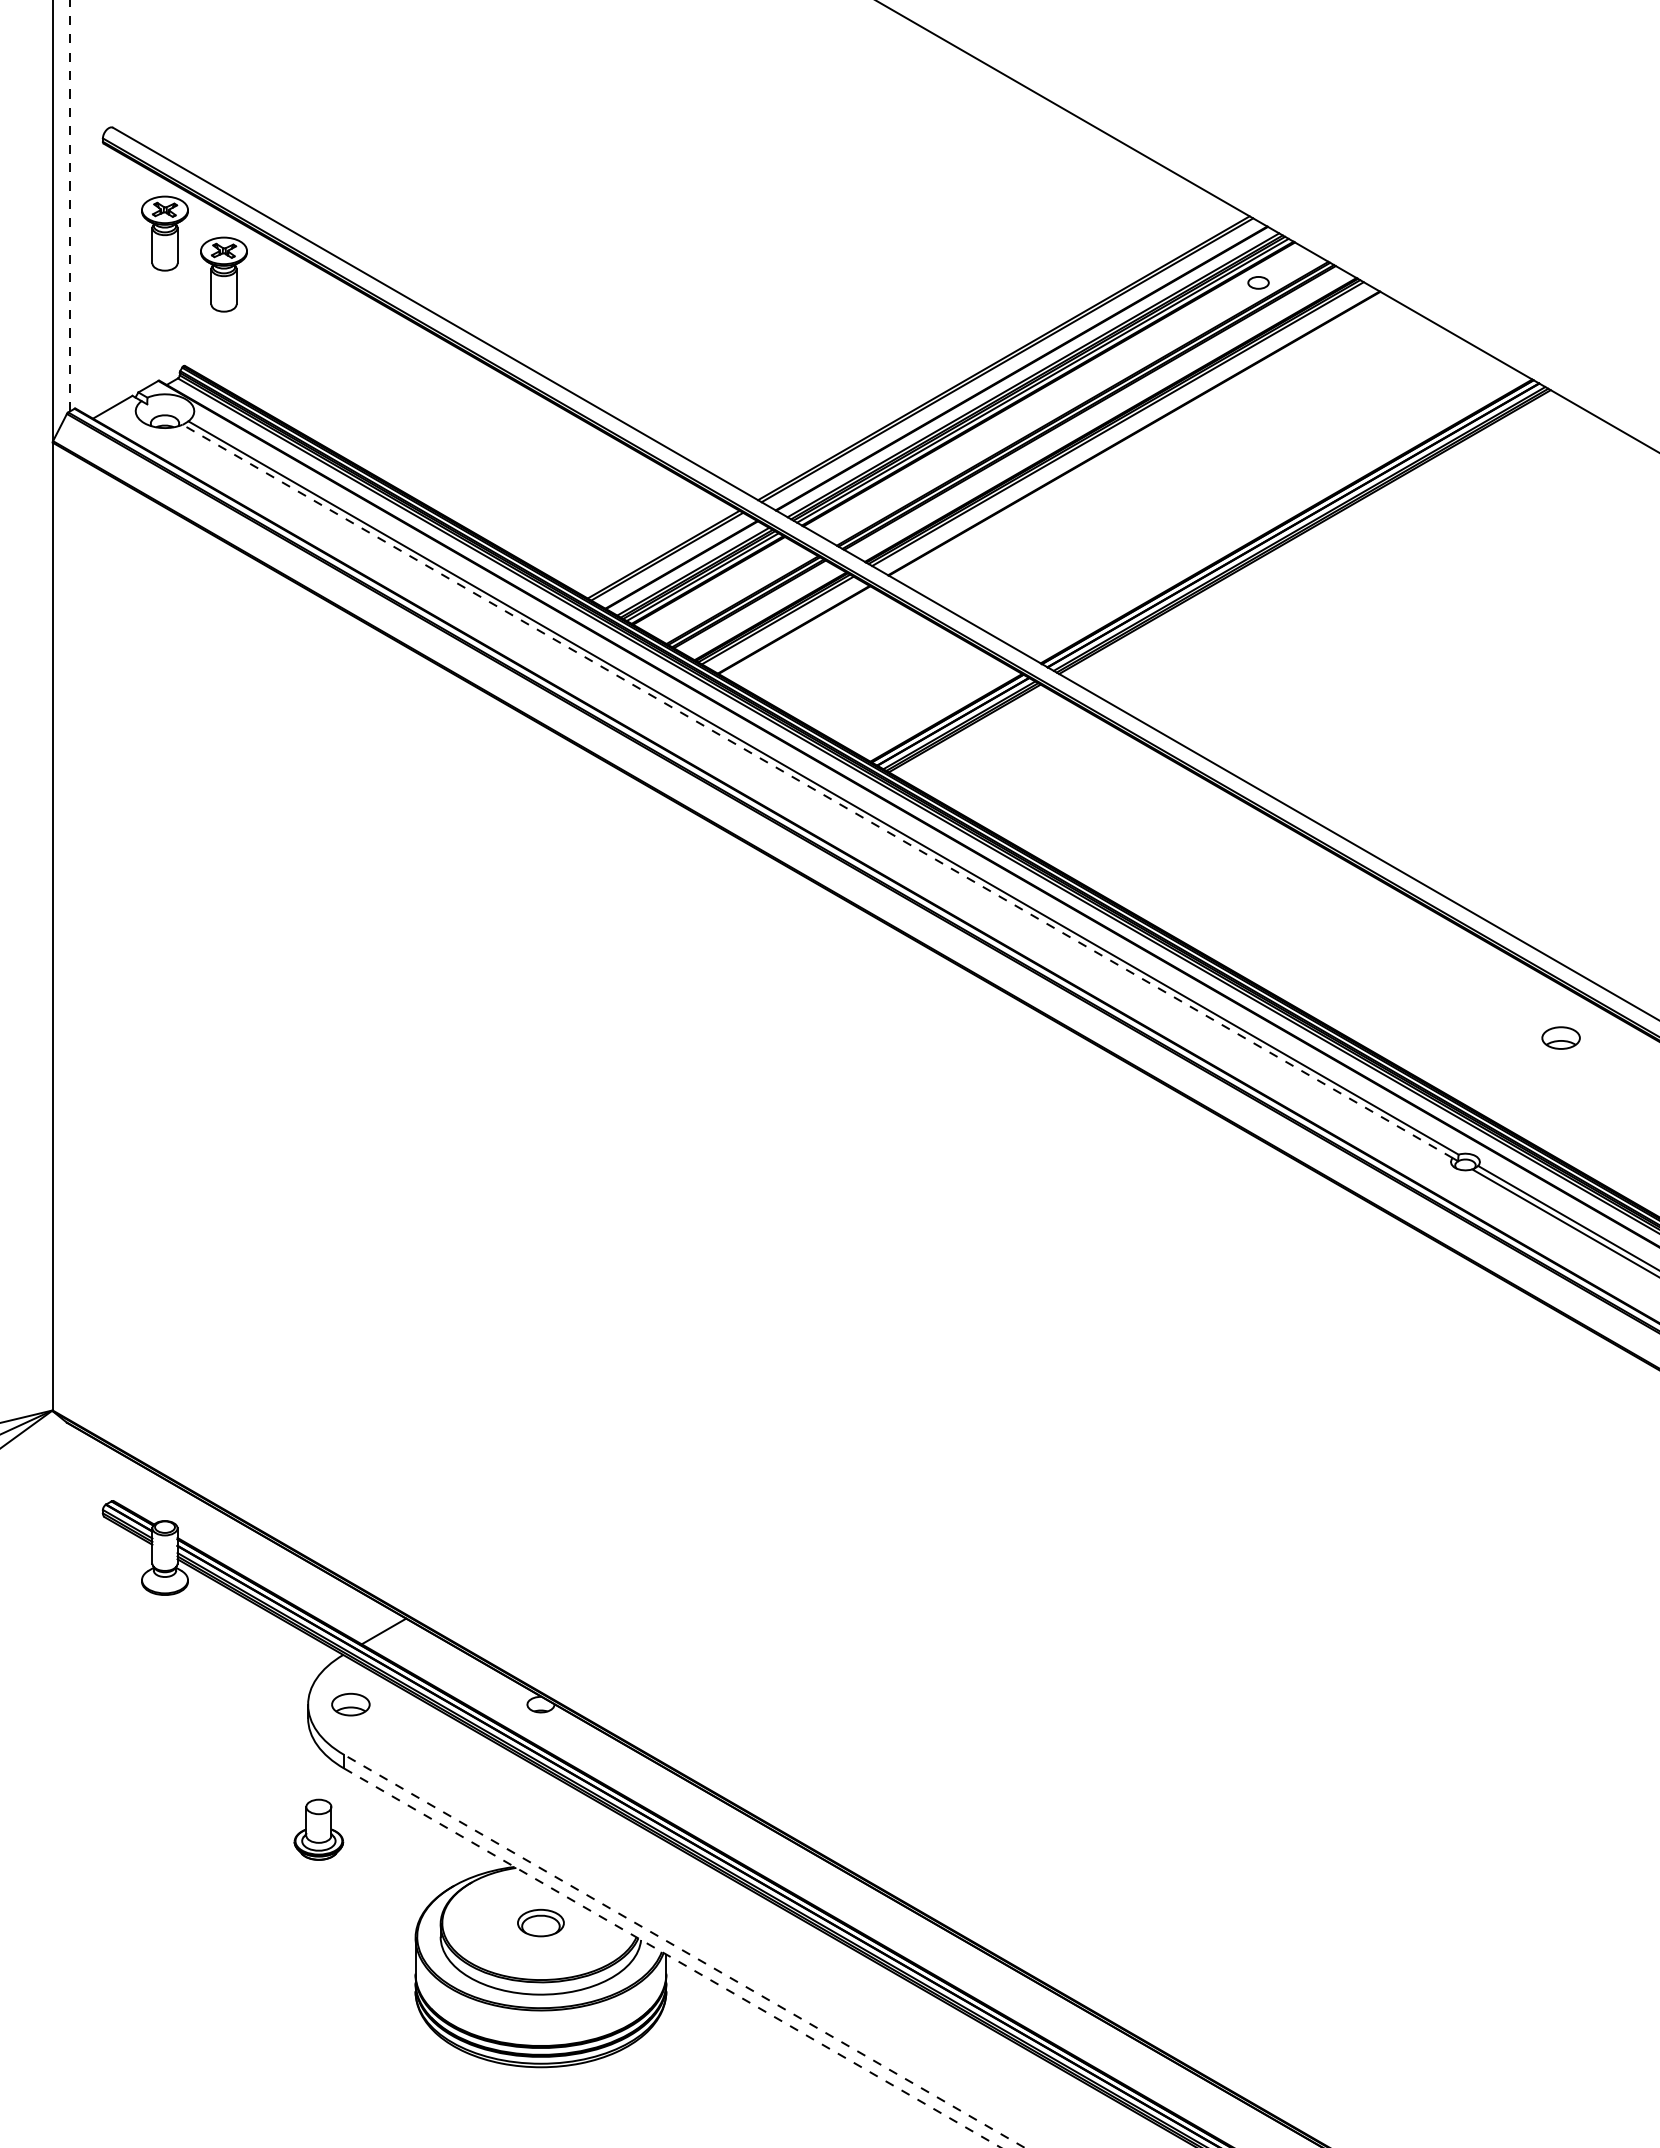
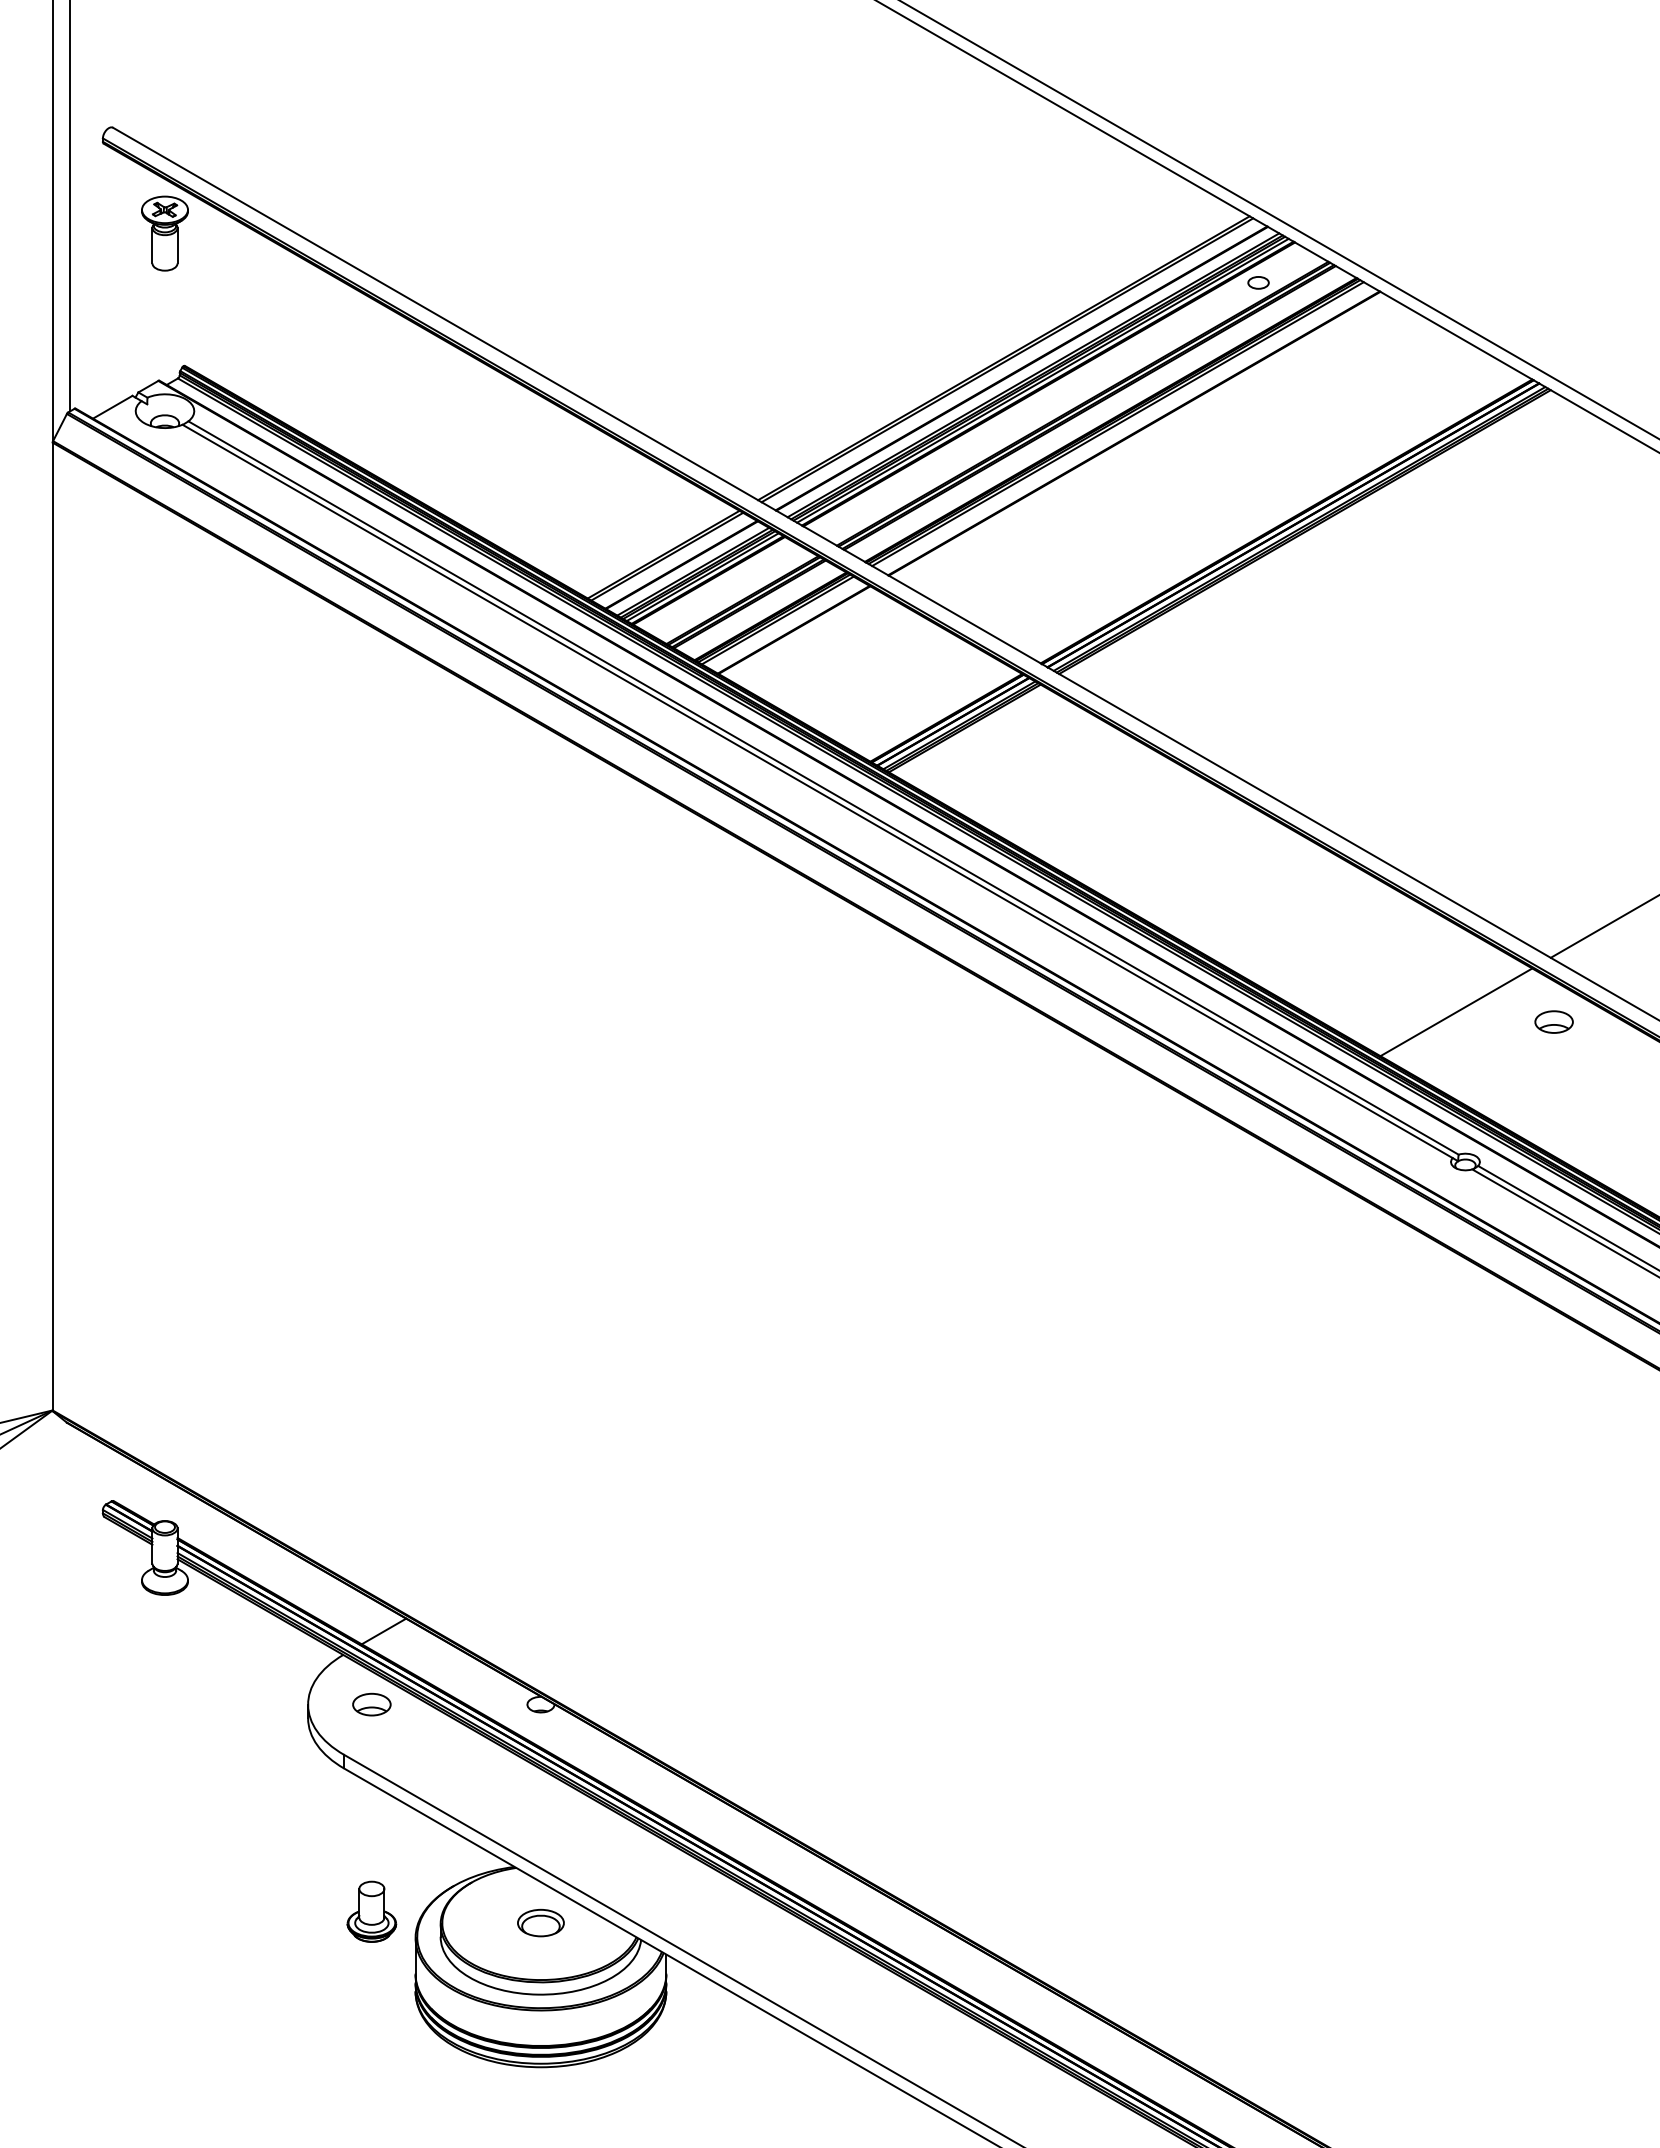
line: dashed -> solid (70, 205)
line: none -> present (1279, 219)
part: present -> none (223, 274)
line: dashed -> solid (817, 791)
line: none -> present (1603, 926)
line: none -> present (1456, 1012)
part position: (1560, 1037) -> (1553, 1021) (1553, 1021)
part position: (350, 1704) -> (371, 1704) (371, 1704)
part position: (318, 1829) -> (371, 1911) (371, 1911)
line: dashed -> solid (684, 1951)
line: dashed -> solid (673, 1958)
